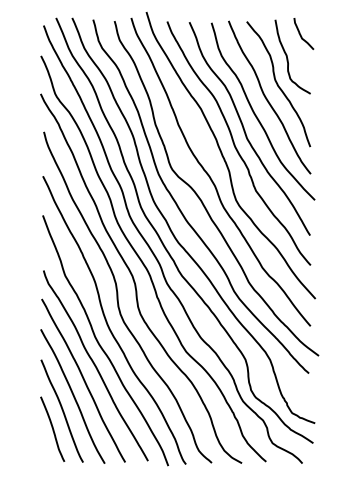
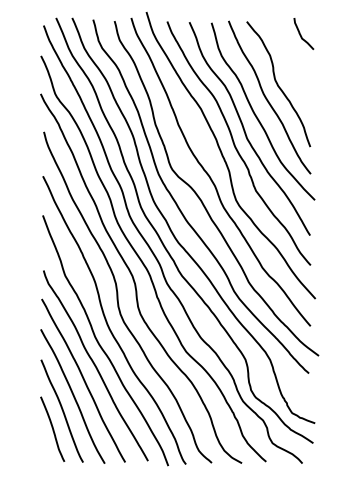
curve: present -> none (288, 58)
